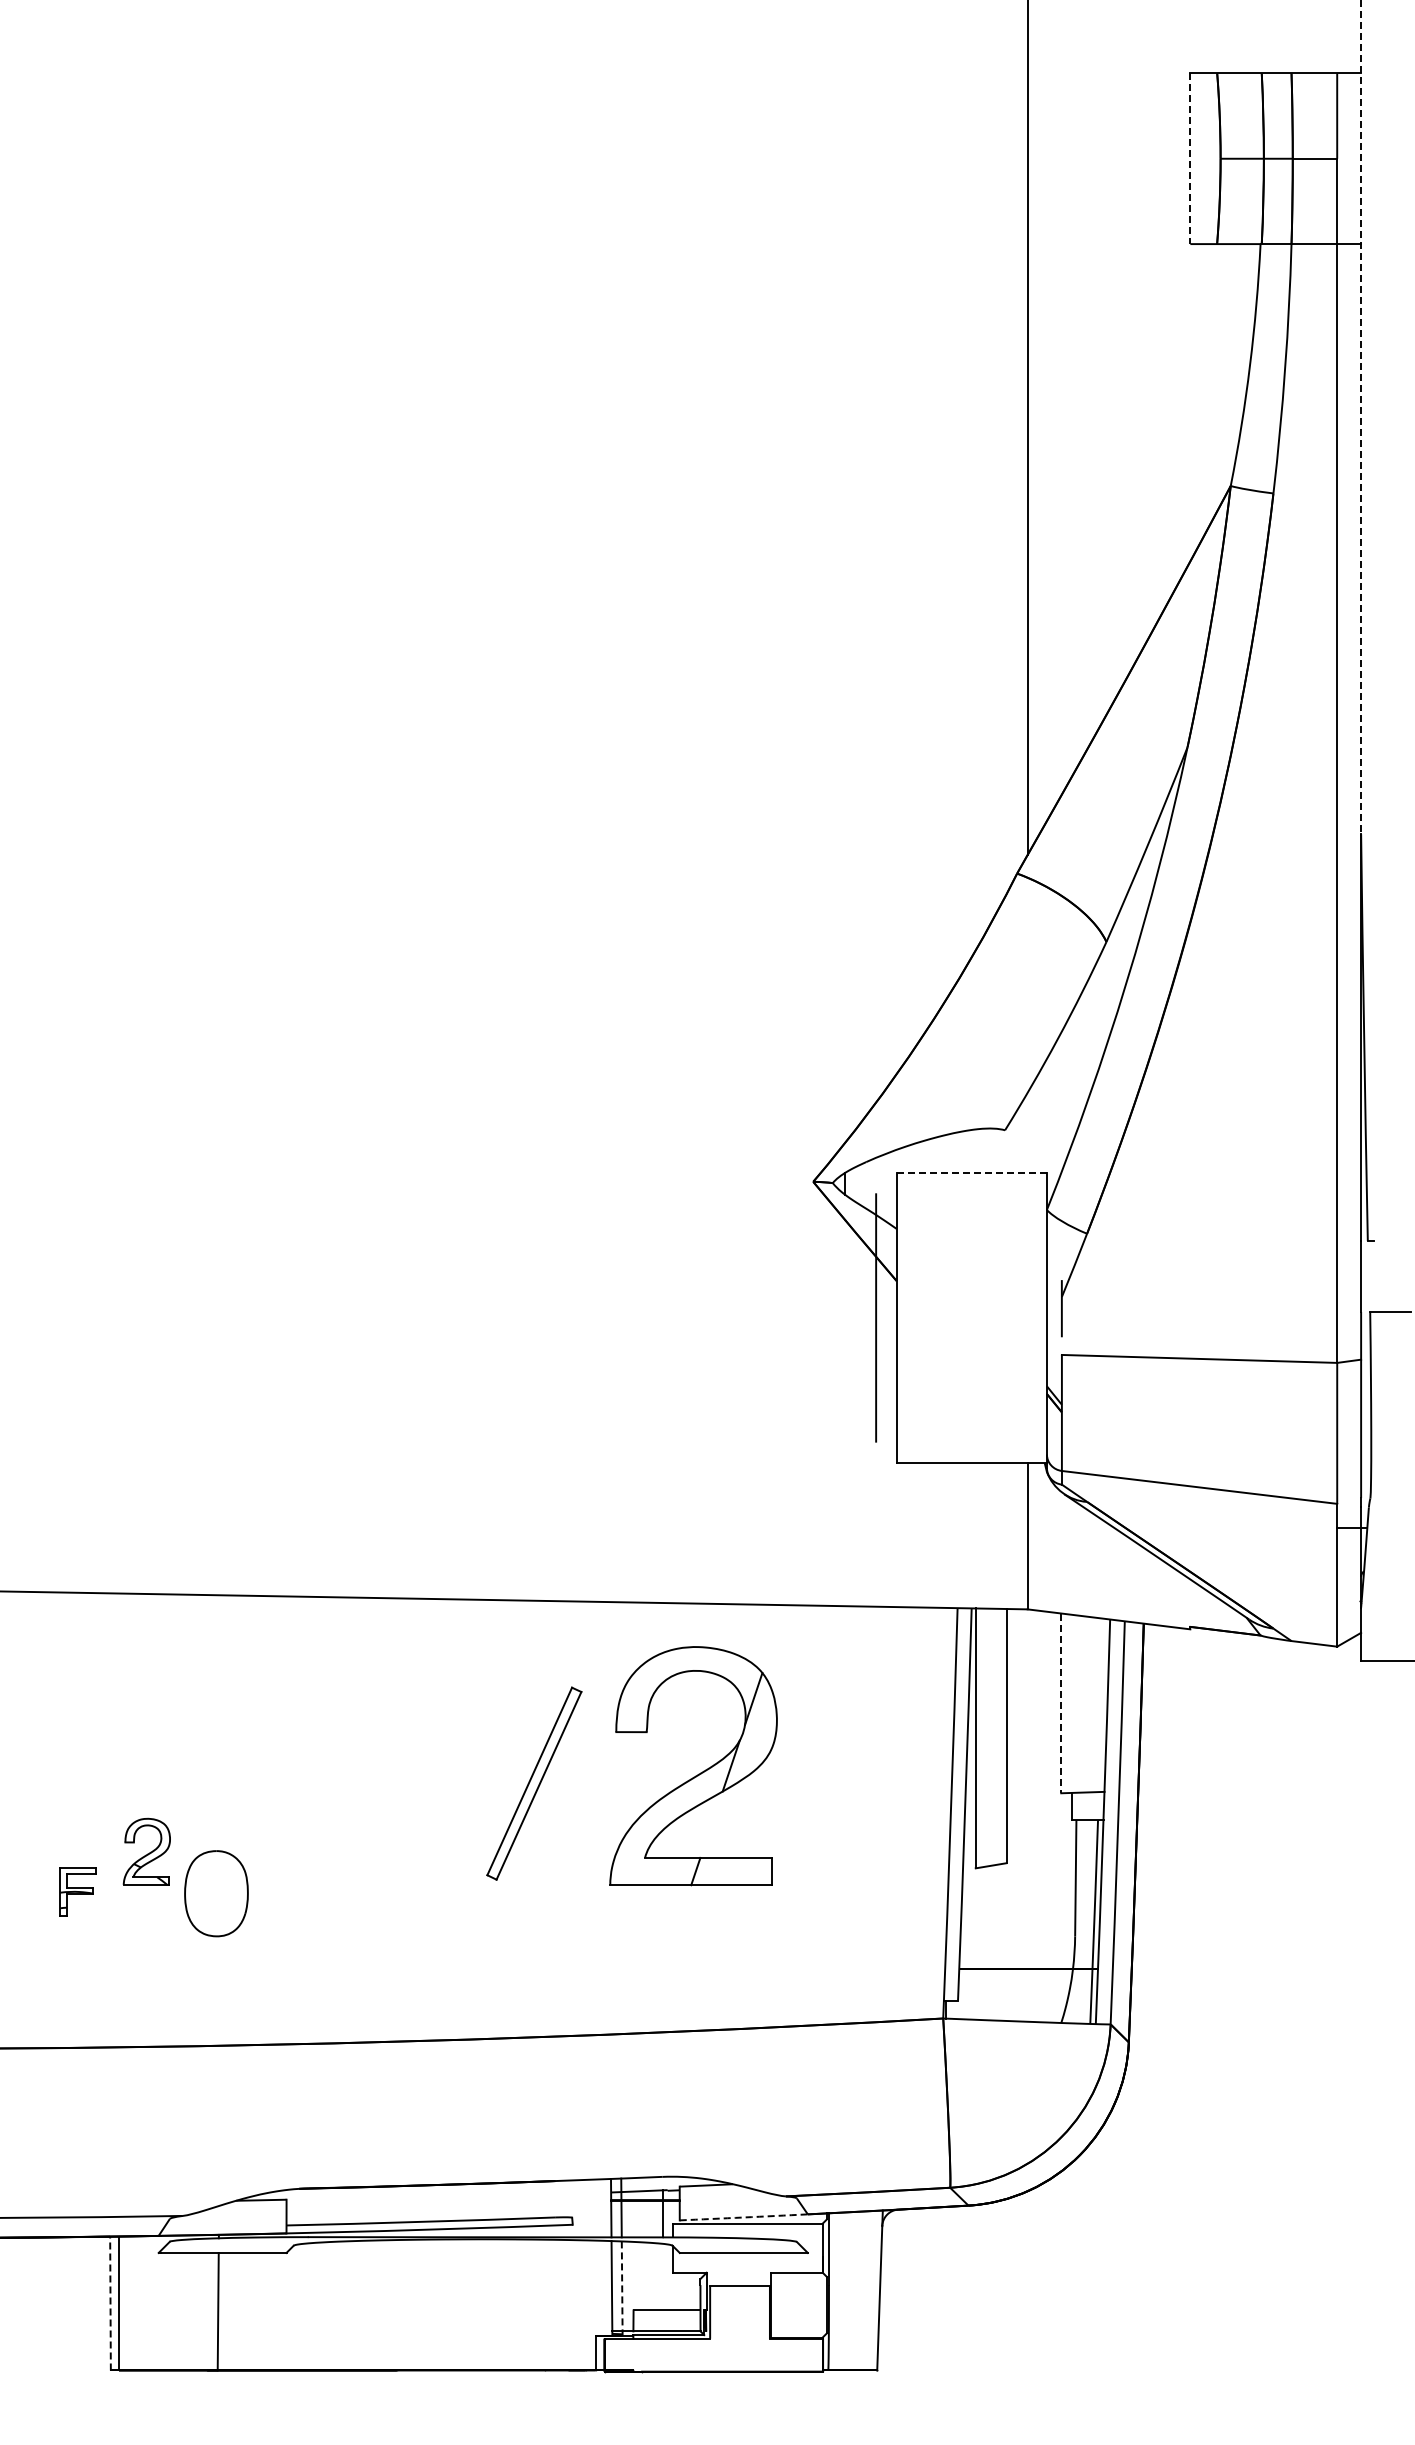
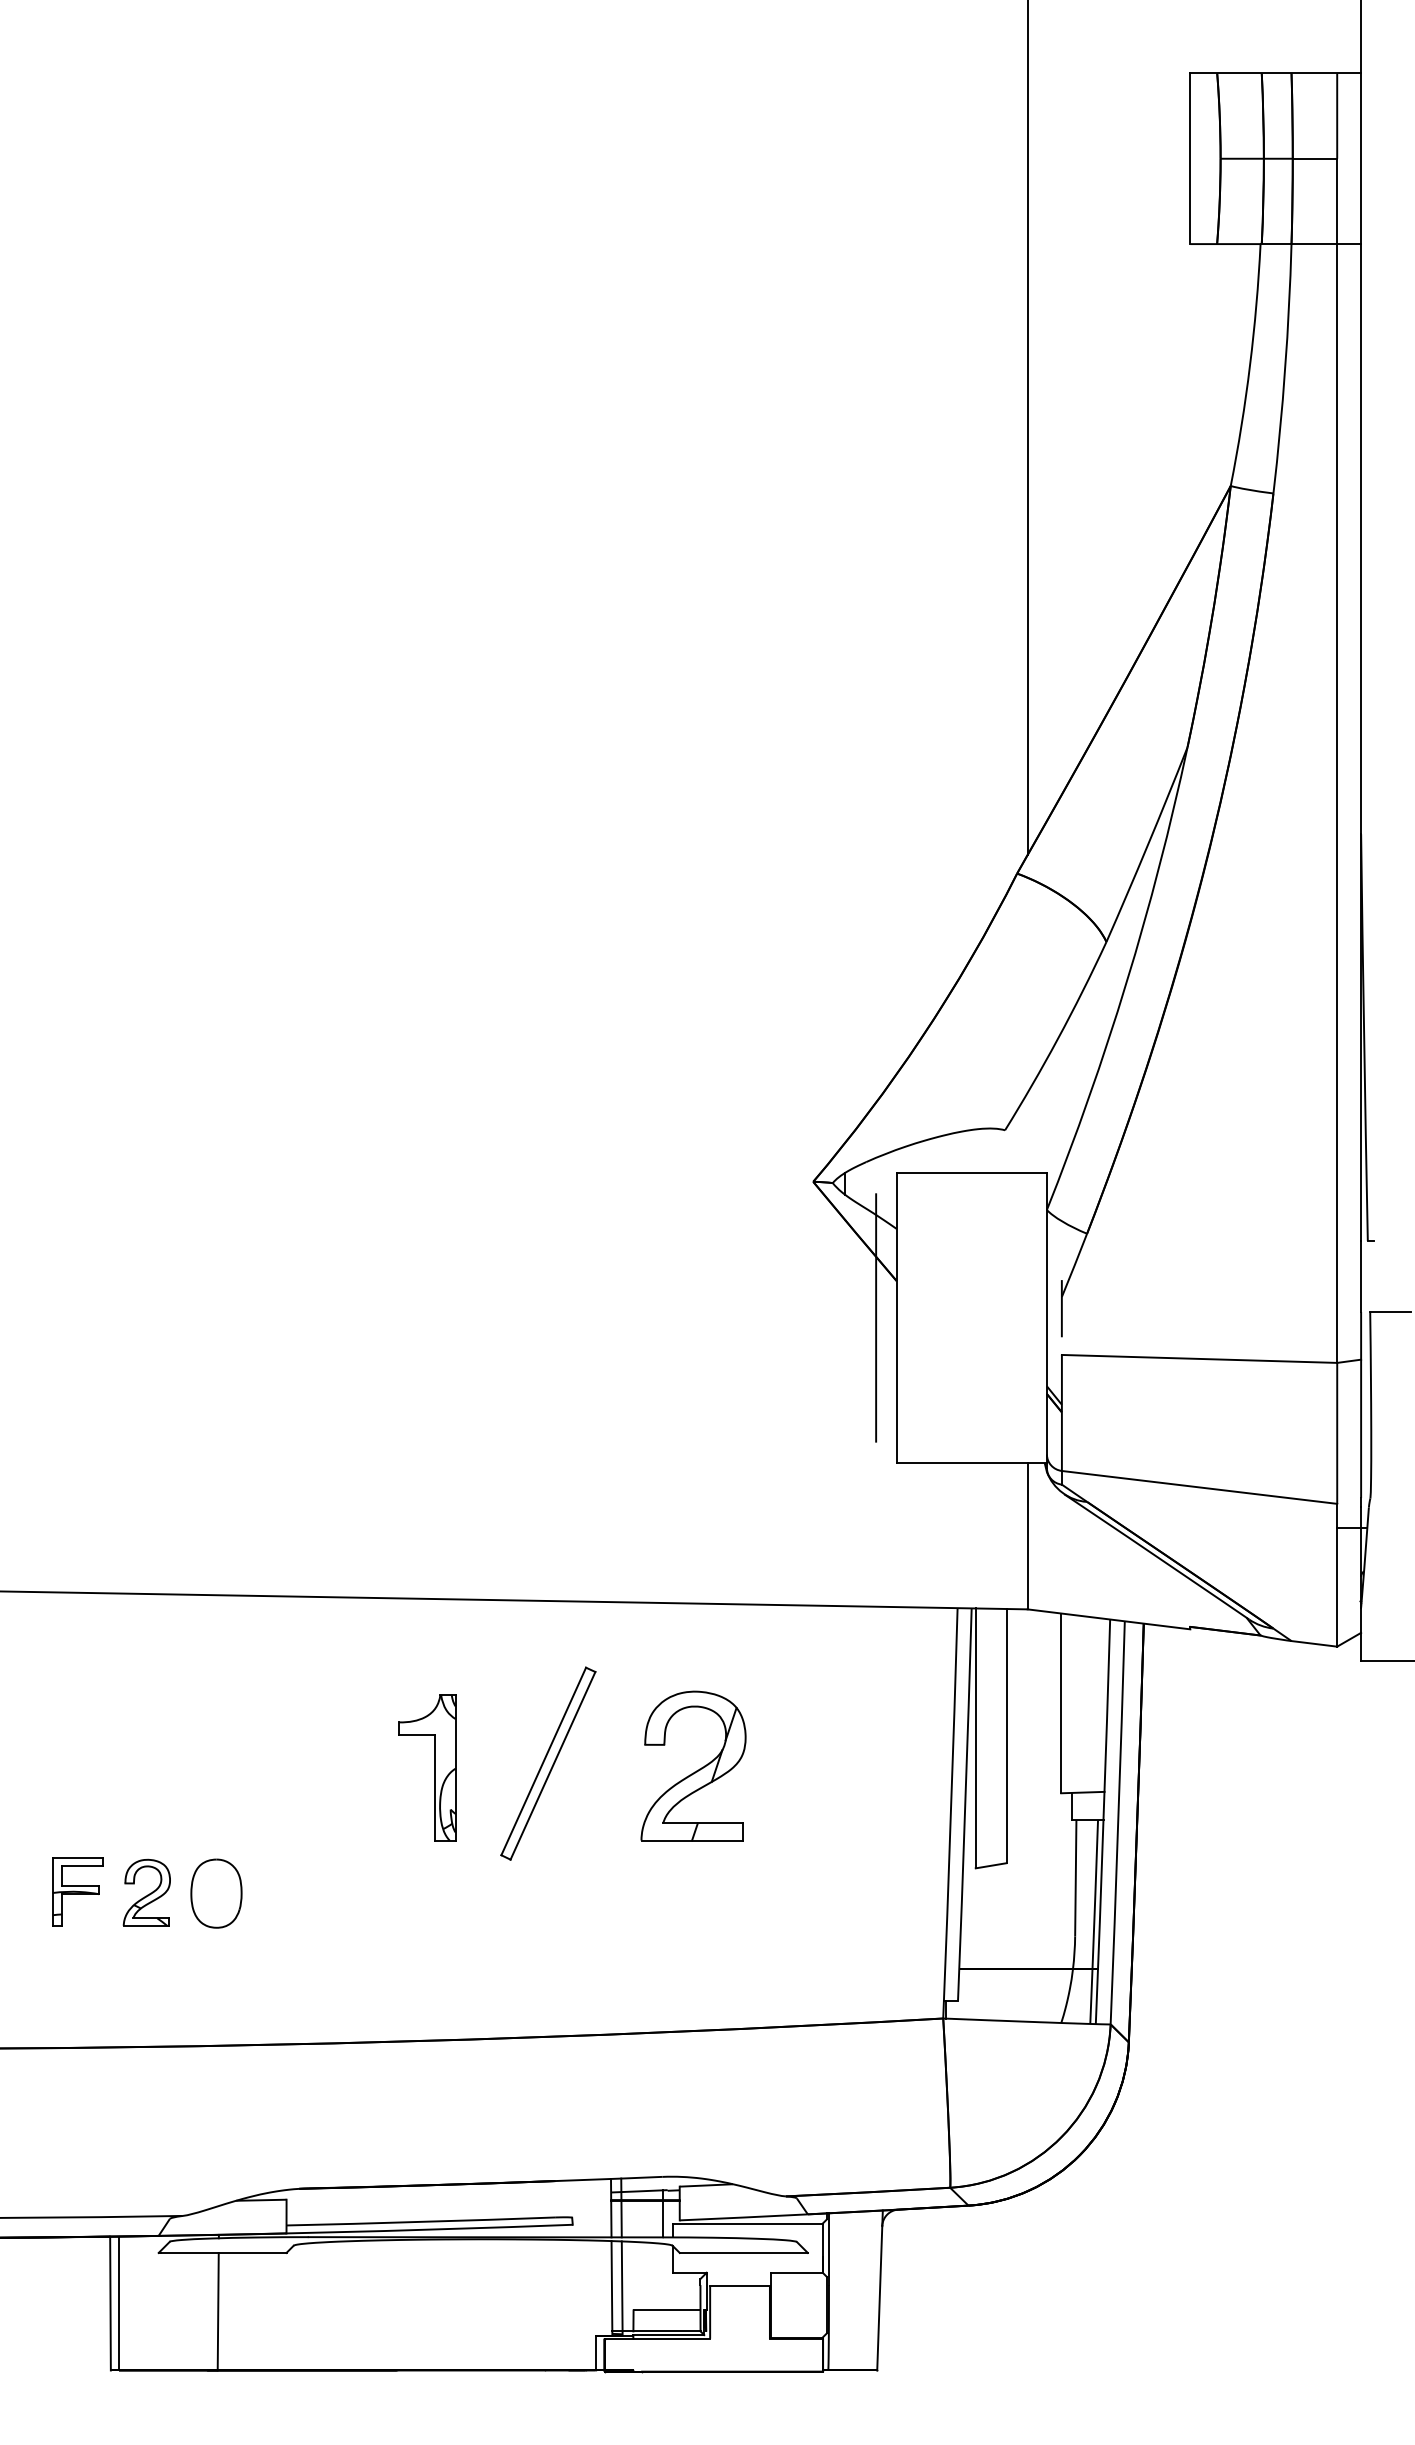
line: dashed -> solid (1190, 159)
line: dashed -> solid (1361, 417)
line: dashed -> solid (971, 1172)
line: dashed -> solid (1061, 1703)
part size: 169x241 px -> 107x152 px (693, 1765)
part: none -> present (434, 1767)
part position: (534, 1783) -> (548, 1763) (548, 1763)
part position: (146, 1851) -> (146, 1892) (146, 1892)
part size: 38x50 px -> 52x70 px (77, 1891)
part size: 65x88 px -> 53x71 px (216, 1893)
arc: dashed -> solid (743, 2217)
line: dashed -> solid (622, 2288)
line: dashed -> solid (110, 2303)
